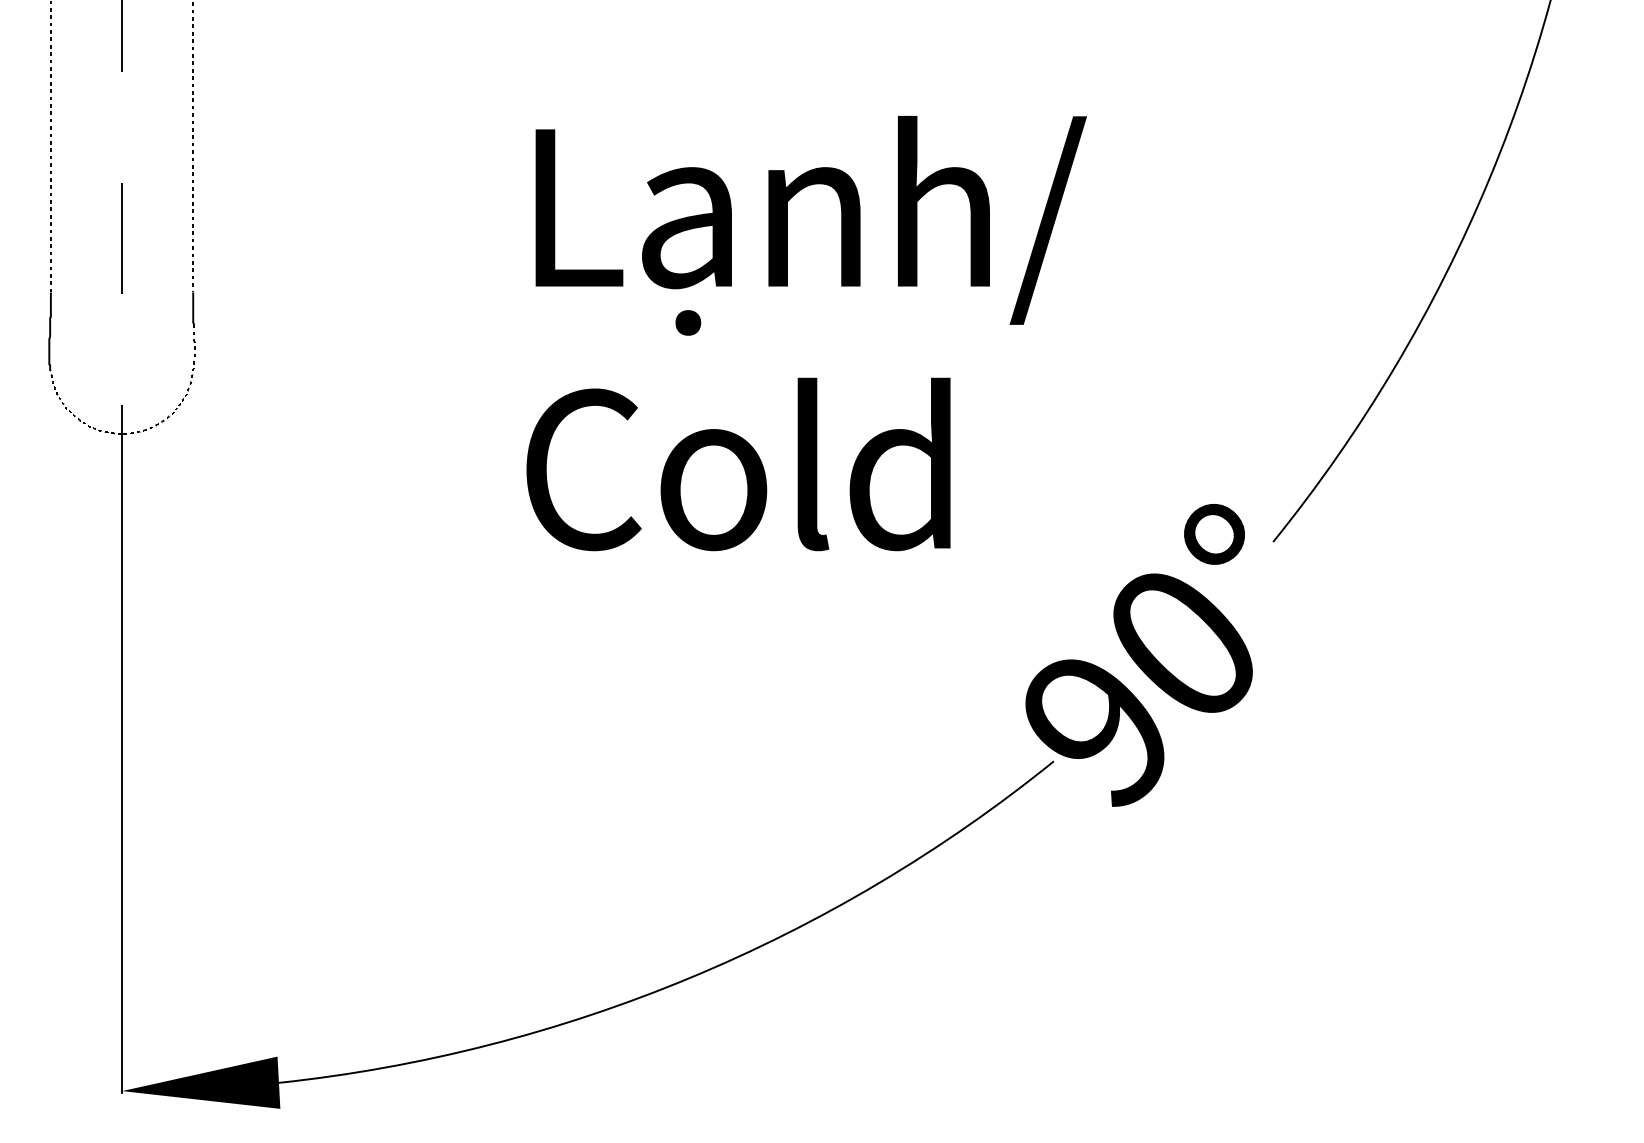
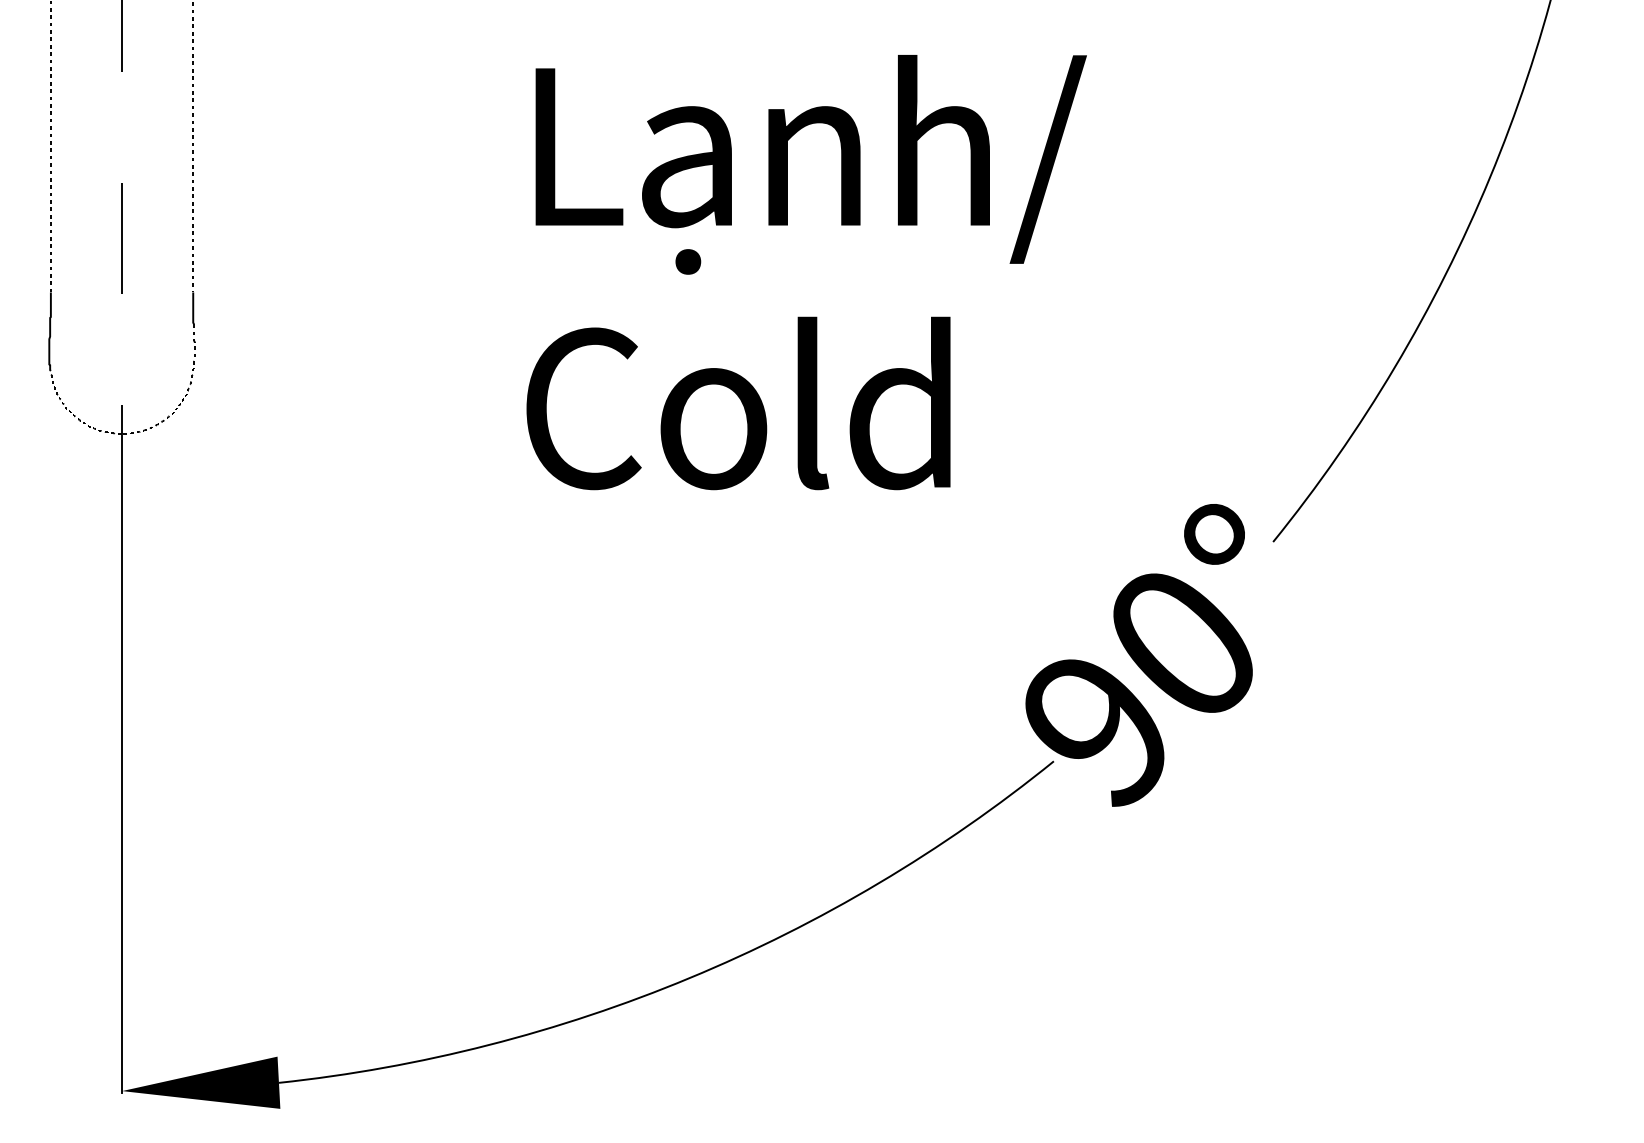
text position: (806, 333) -> (806, 272) (806, 272)
